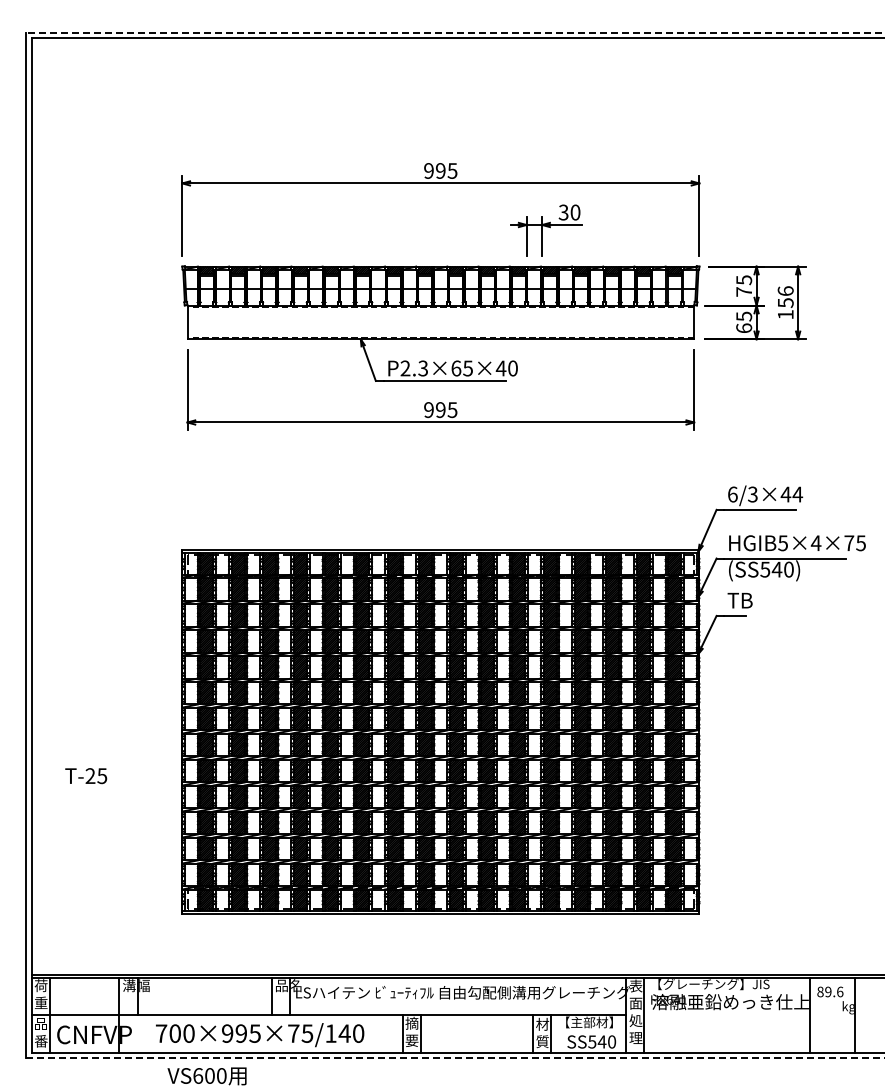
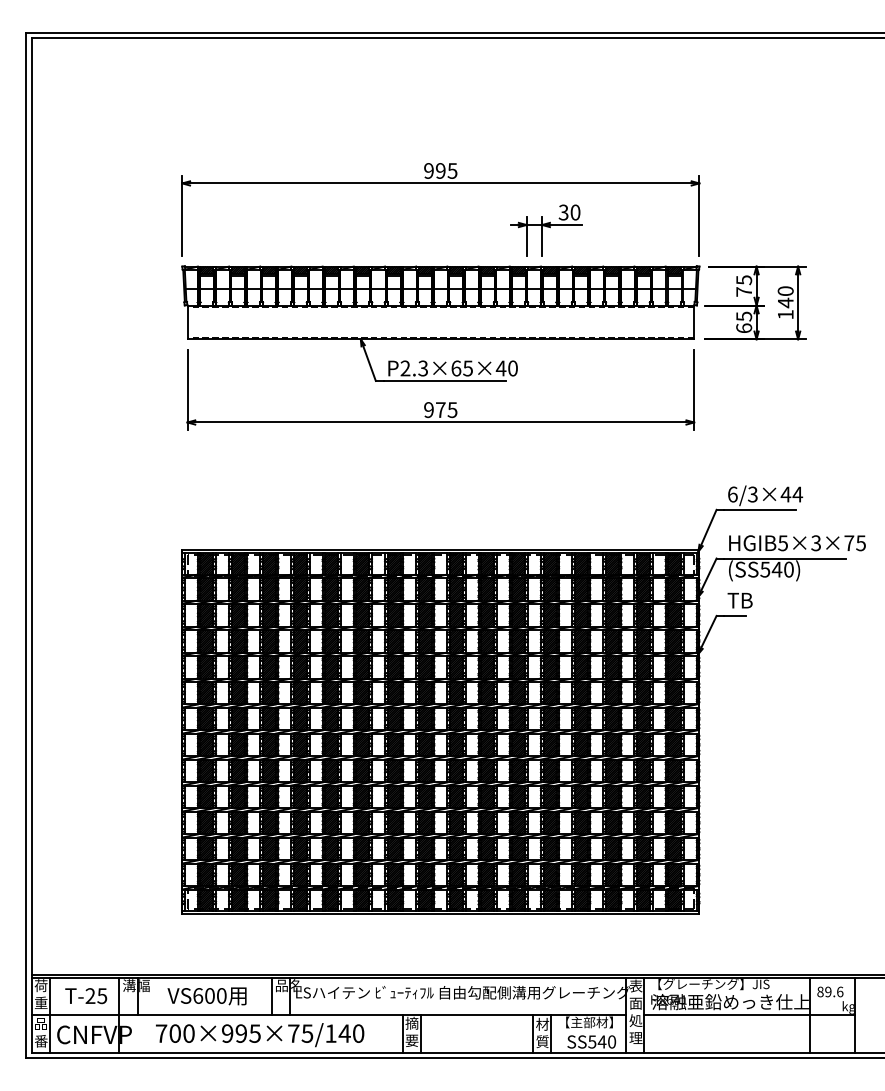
line: dashed -> solid (455, 32)
text: 156 -> 140 (785, 297)
text: 995 -> 975 (440, 410)
text: HGIB5×4×75 -> HGIB5×3×75 (815, 543)
text position: (86, 776) -> (86, 996) (86, 996)
line: none -> present (749, 1015)
line: dashed -> solid (455, 1058)
text position: (206, 1076) -> (206, 996) (206, 996)
